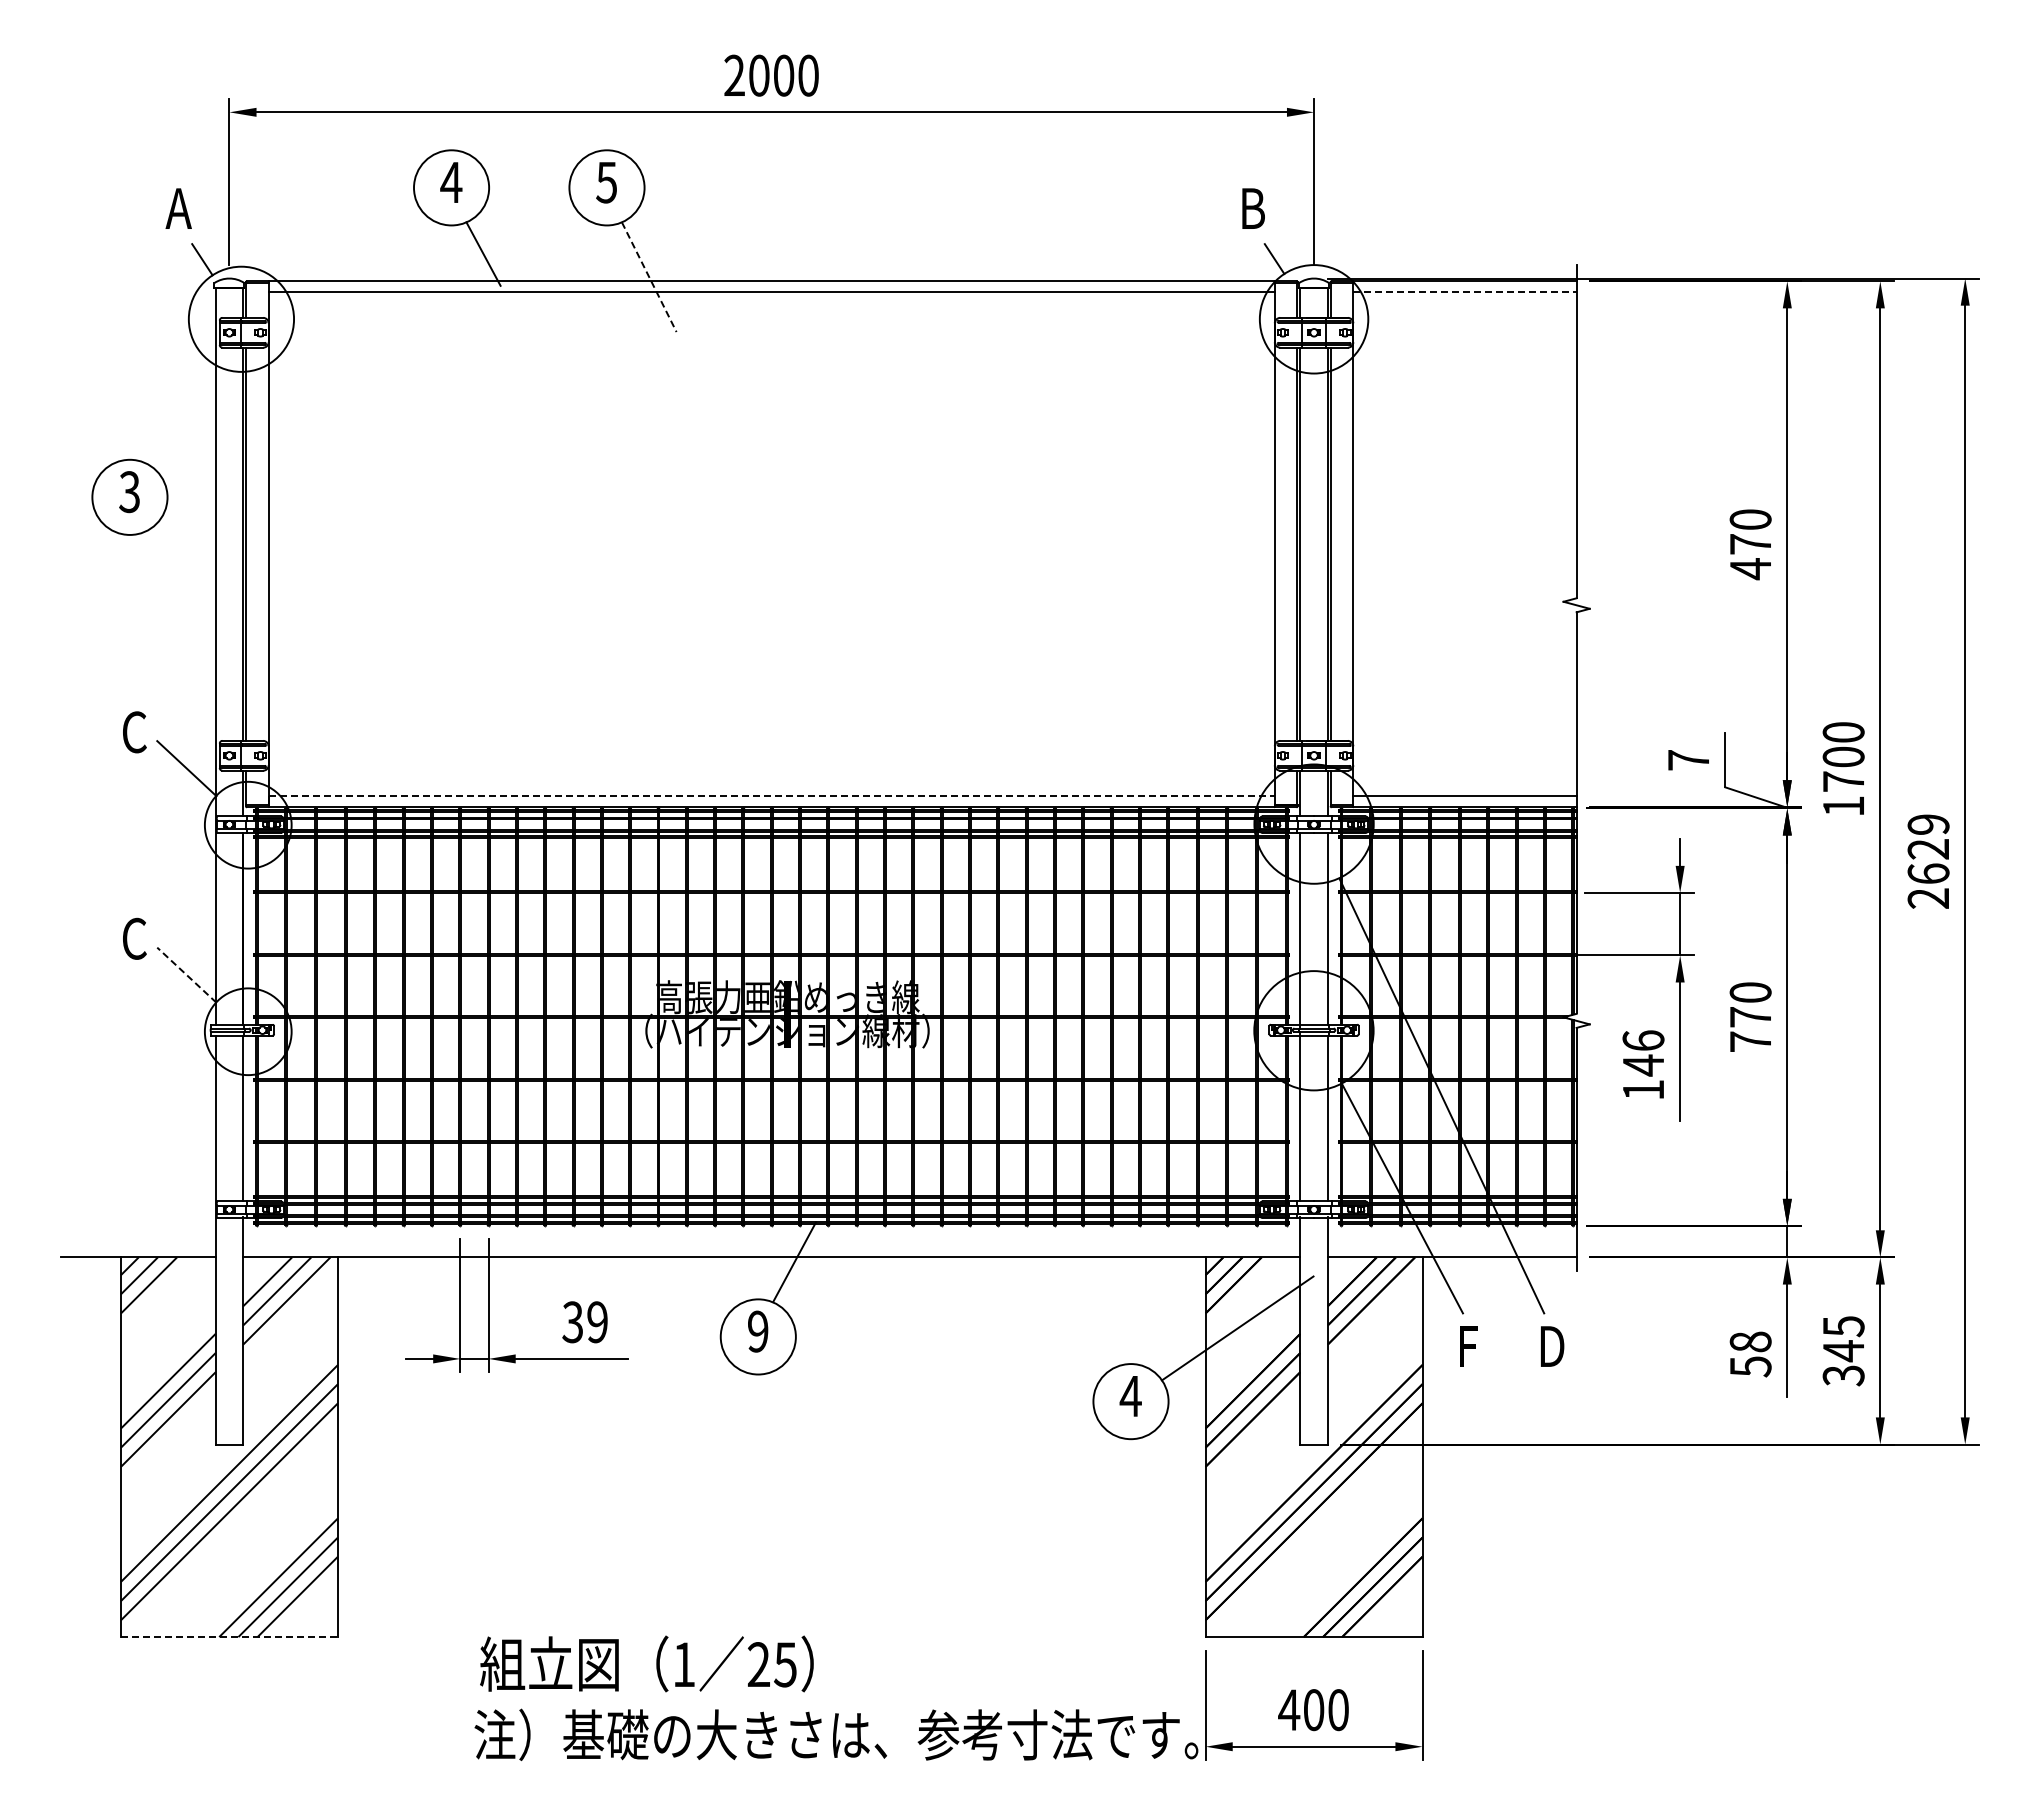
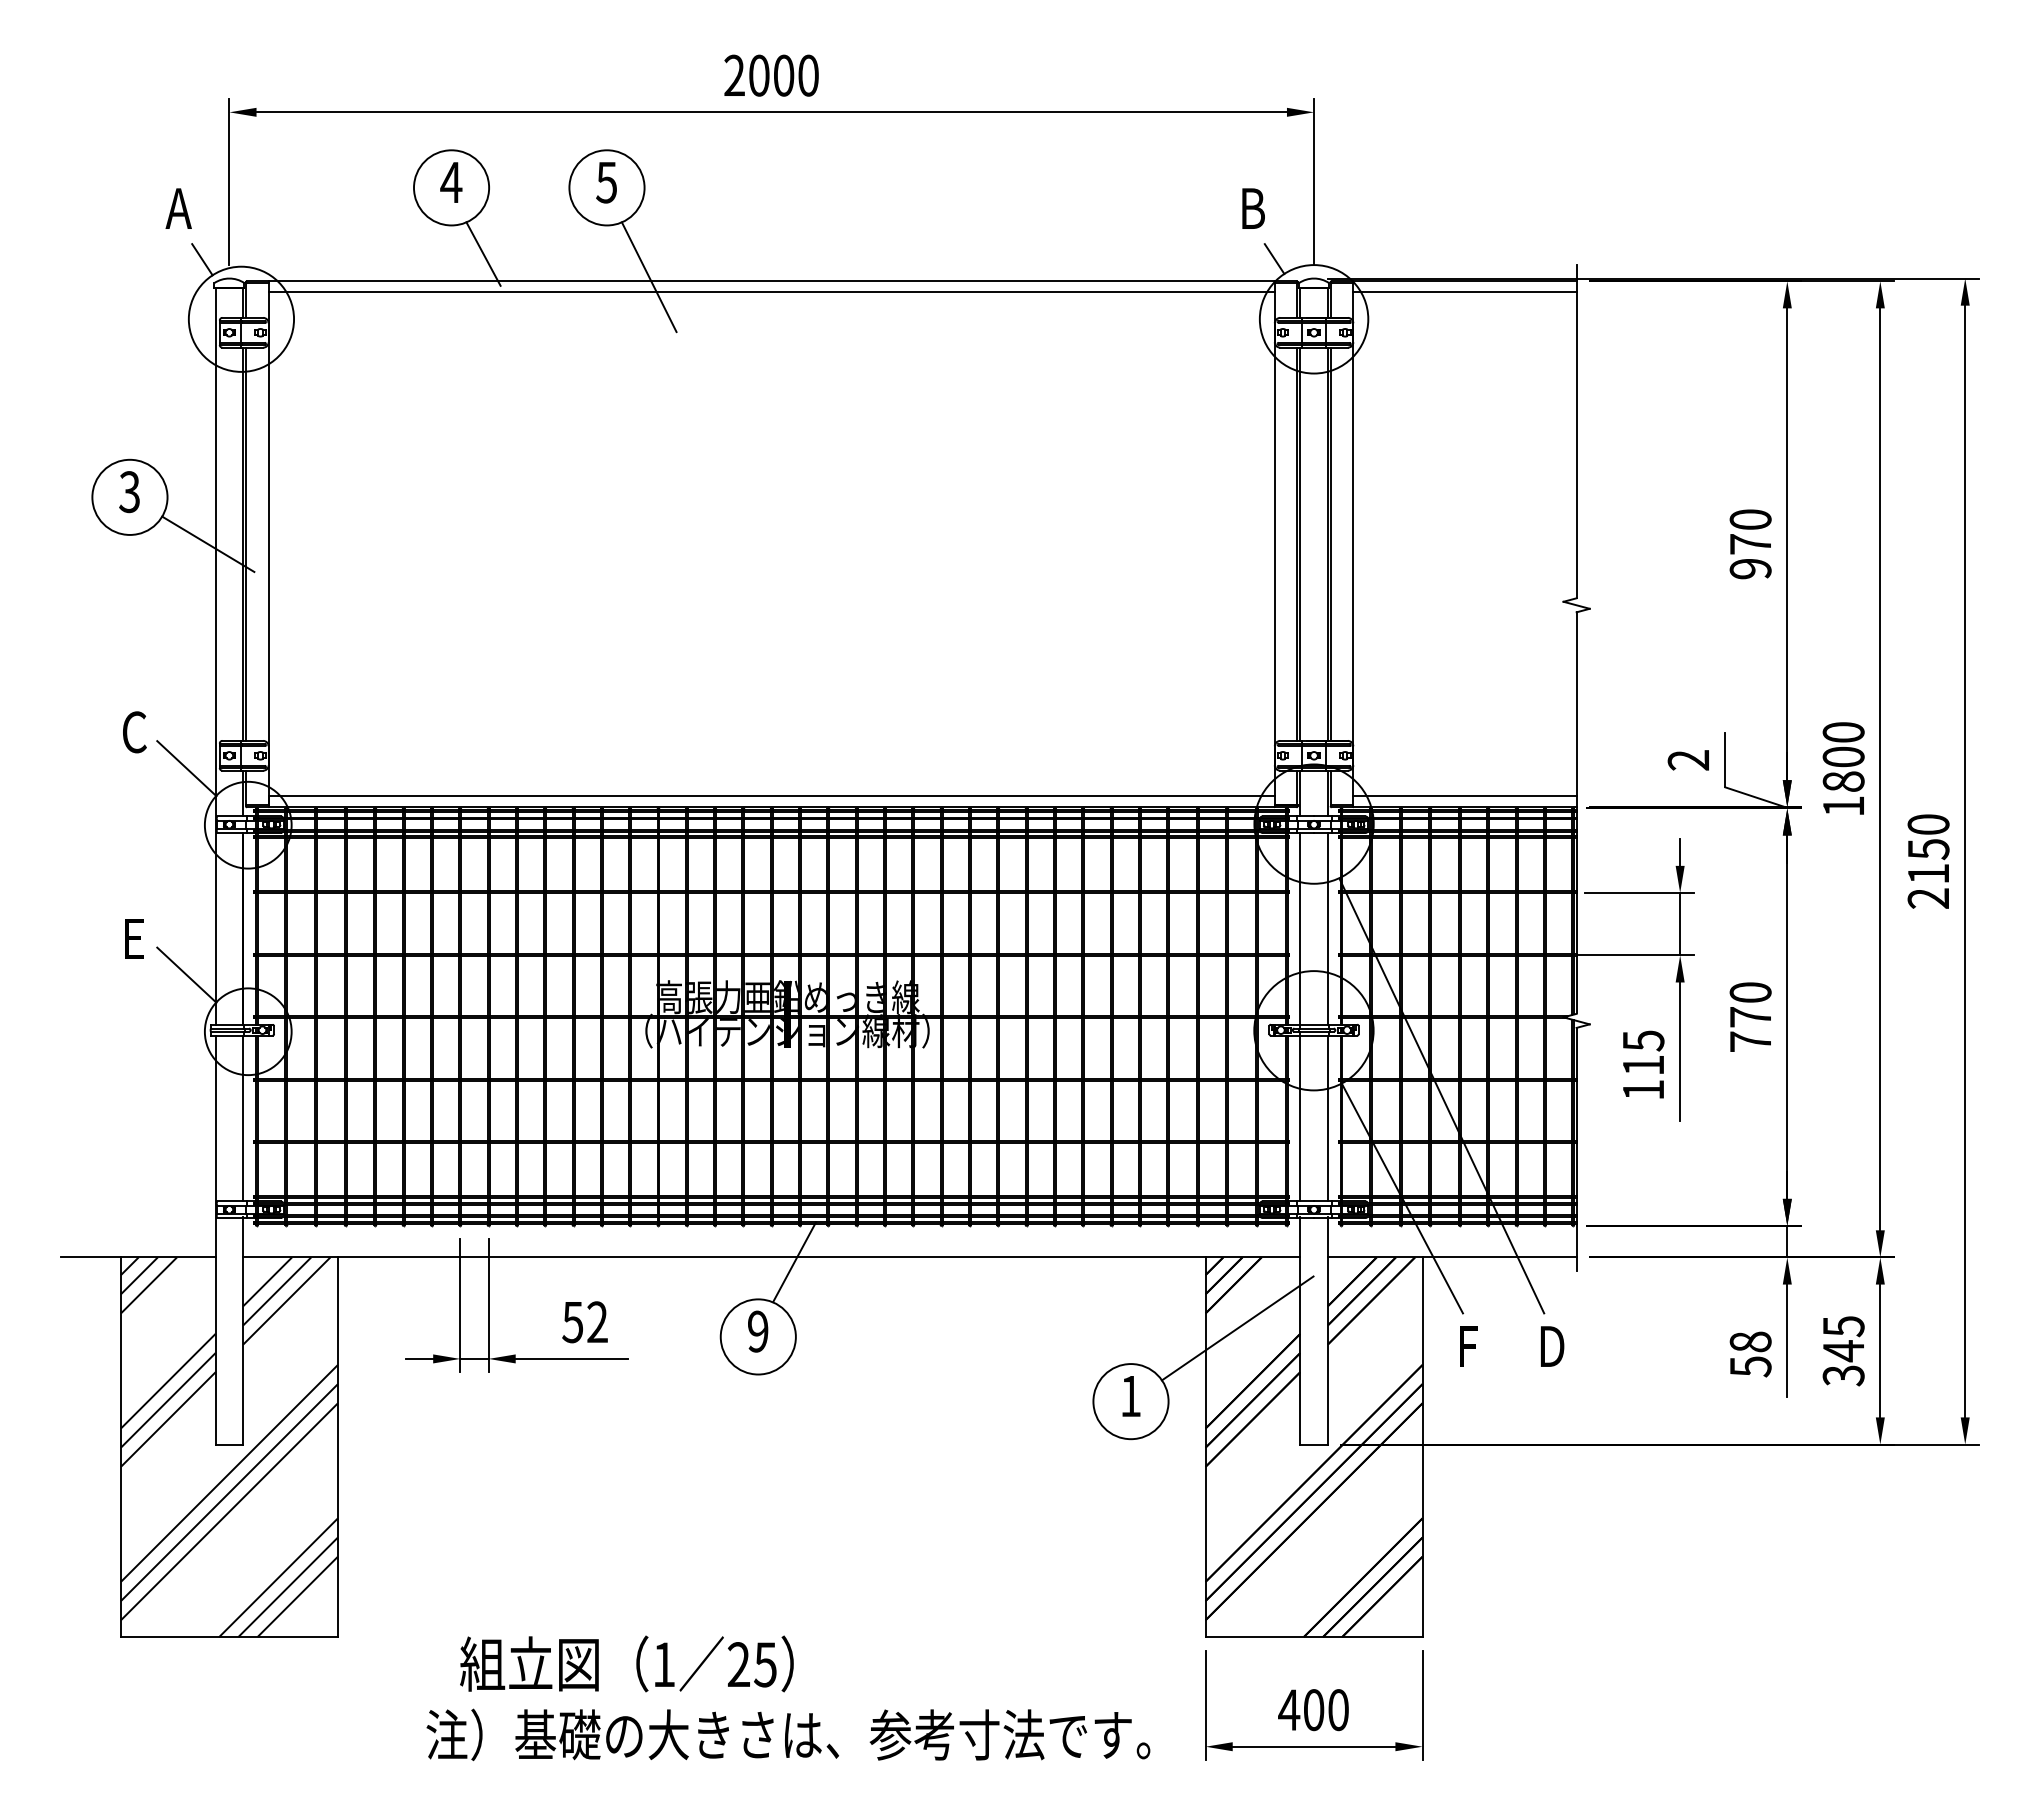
line: dashed -> solid (649, 277)
line: dashed -> solid (1464, 292)
line: none -> present (208, 544)
text: 470 -> 970 (1750, 569)
text: 7 -> 2 (1687, 760)
text: 1700 -> 1800 (1843, 781)
line: dashed -> solid (772, 796)
text: 2629 -> 2150 (1928, 848)
text: C -> E (134, 938)
line: dashed -> solid (186, 974)
text: 146 -> 115 (1643, 1053)
text: 39 -> 52 (584, 1322)
text: 4 -> 1 (1130, 1396)
line: dashed -> solid (229, 1637)
text position: (646, 1663) -> (626, 1663) (626, 1663)
text position: (836, 1734) -> (788, 1734) (788, 1734)
